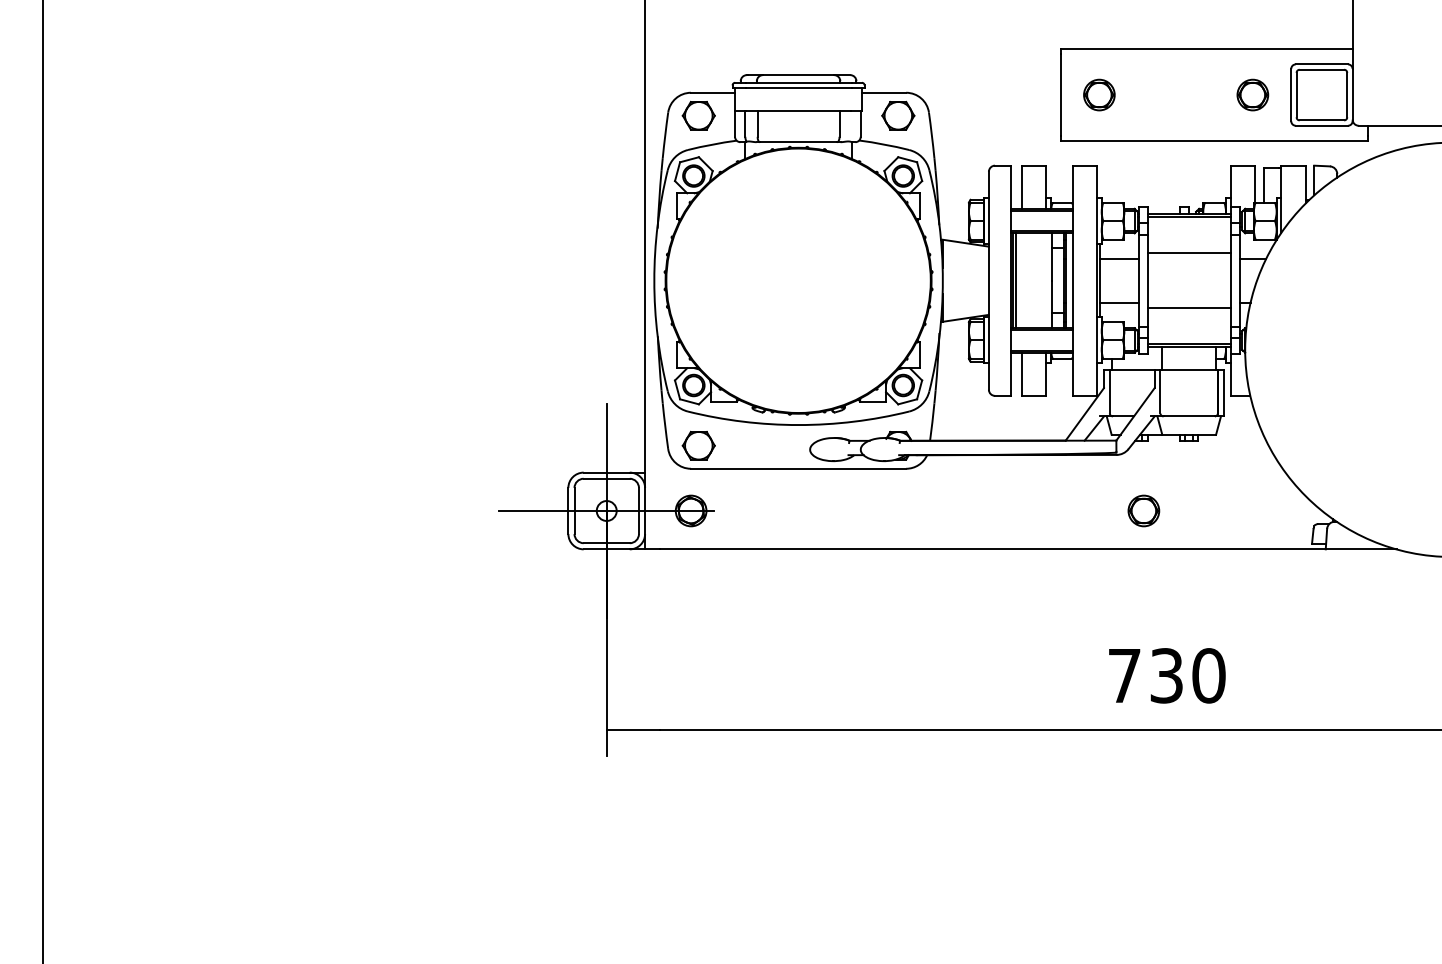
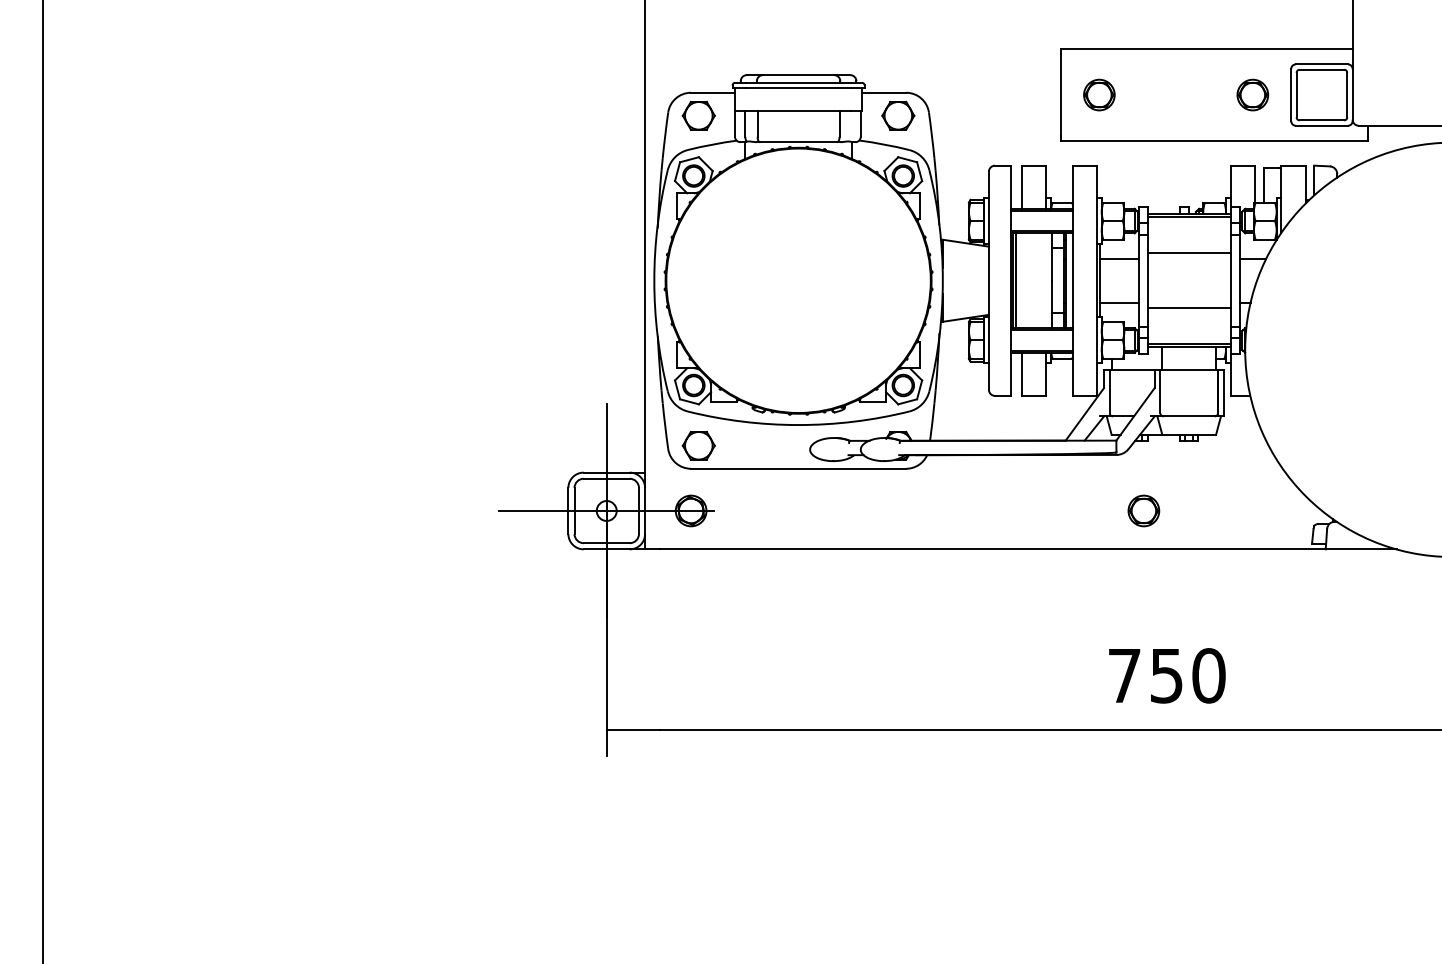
text: 730 -> 750 (1166, 675)
